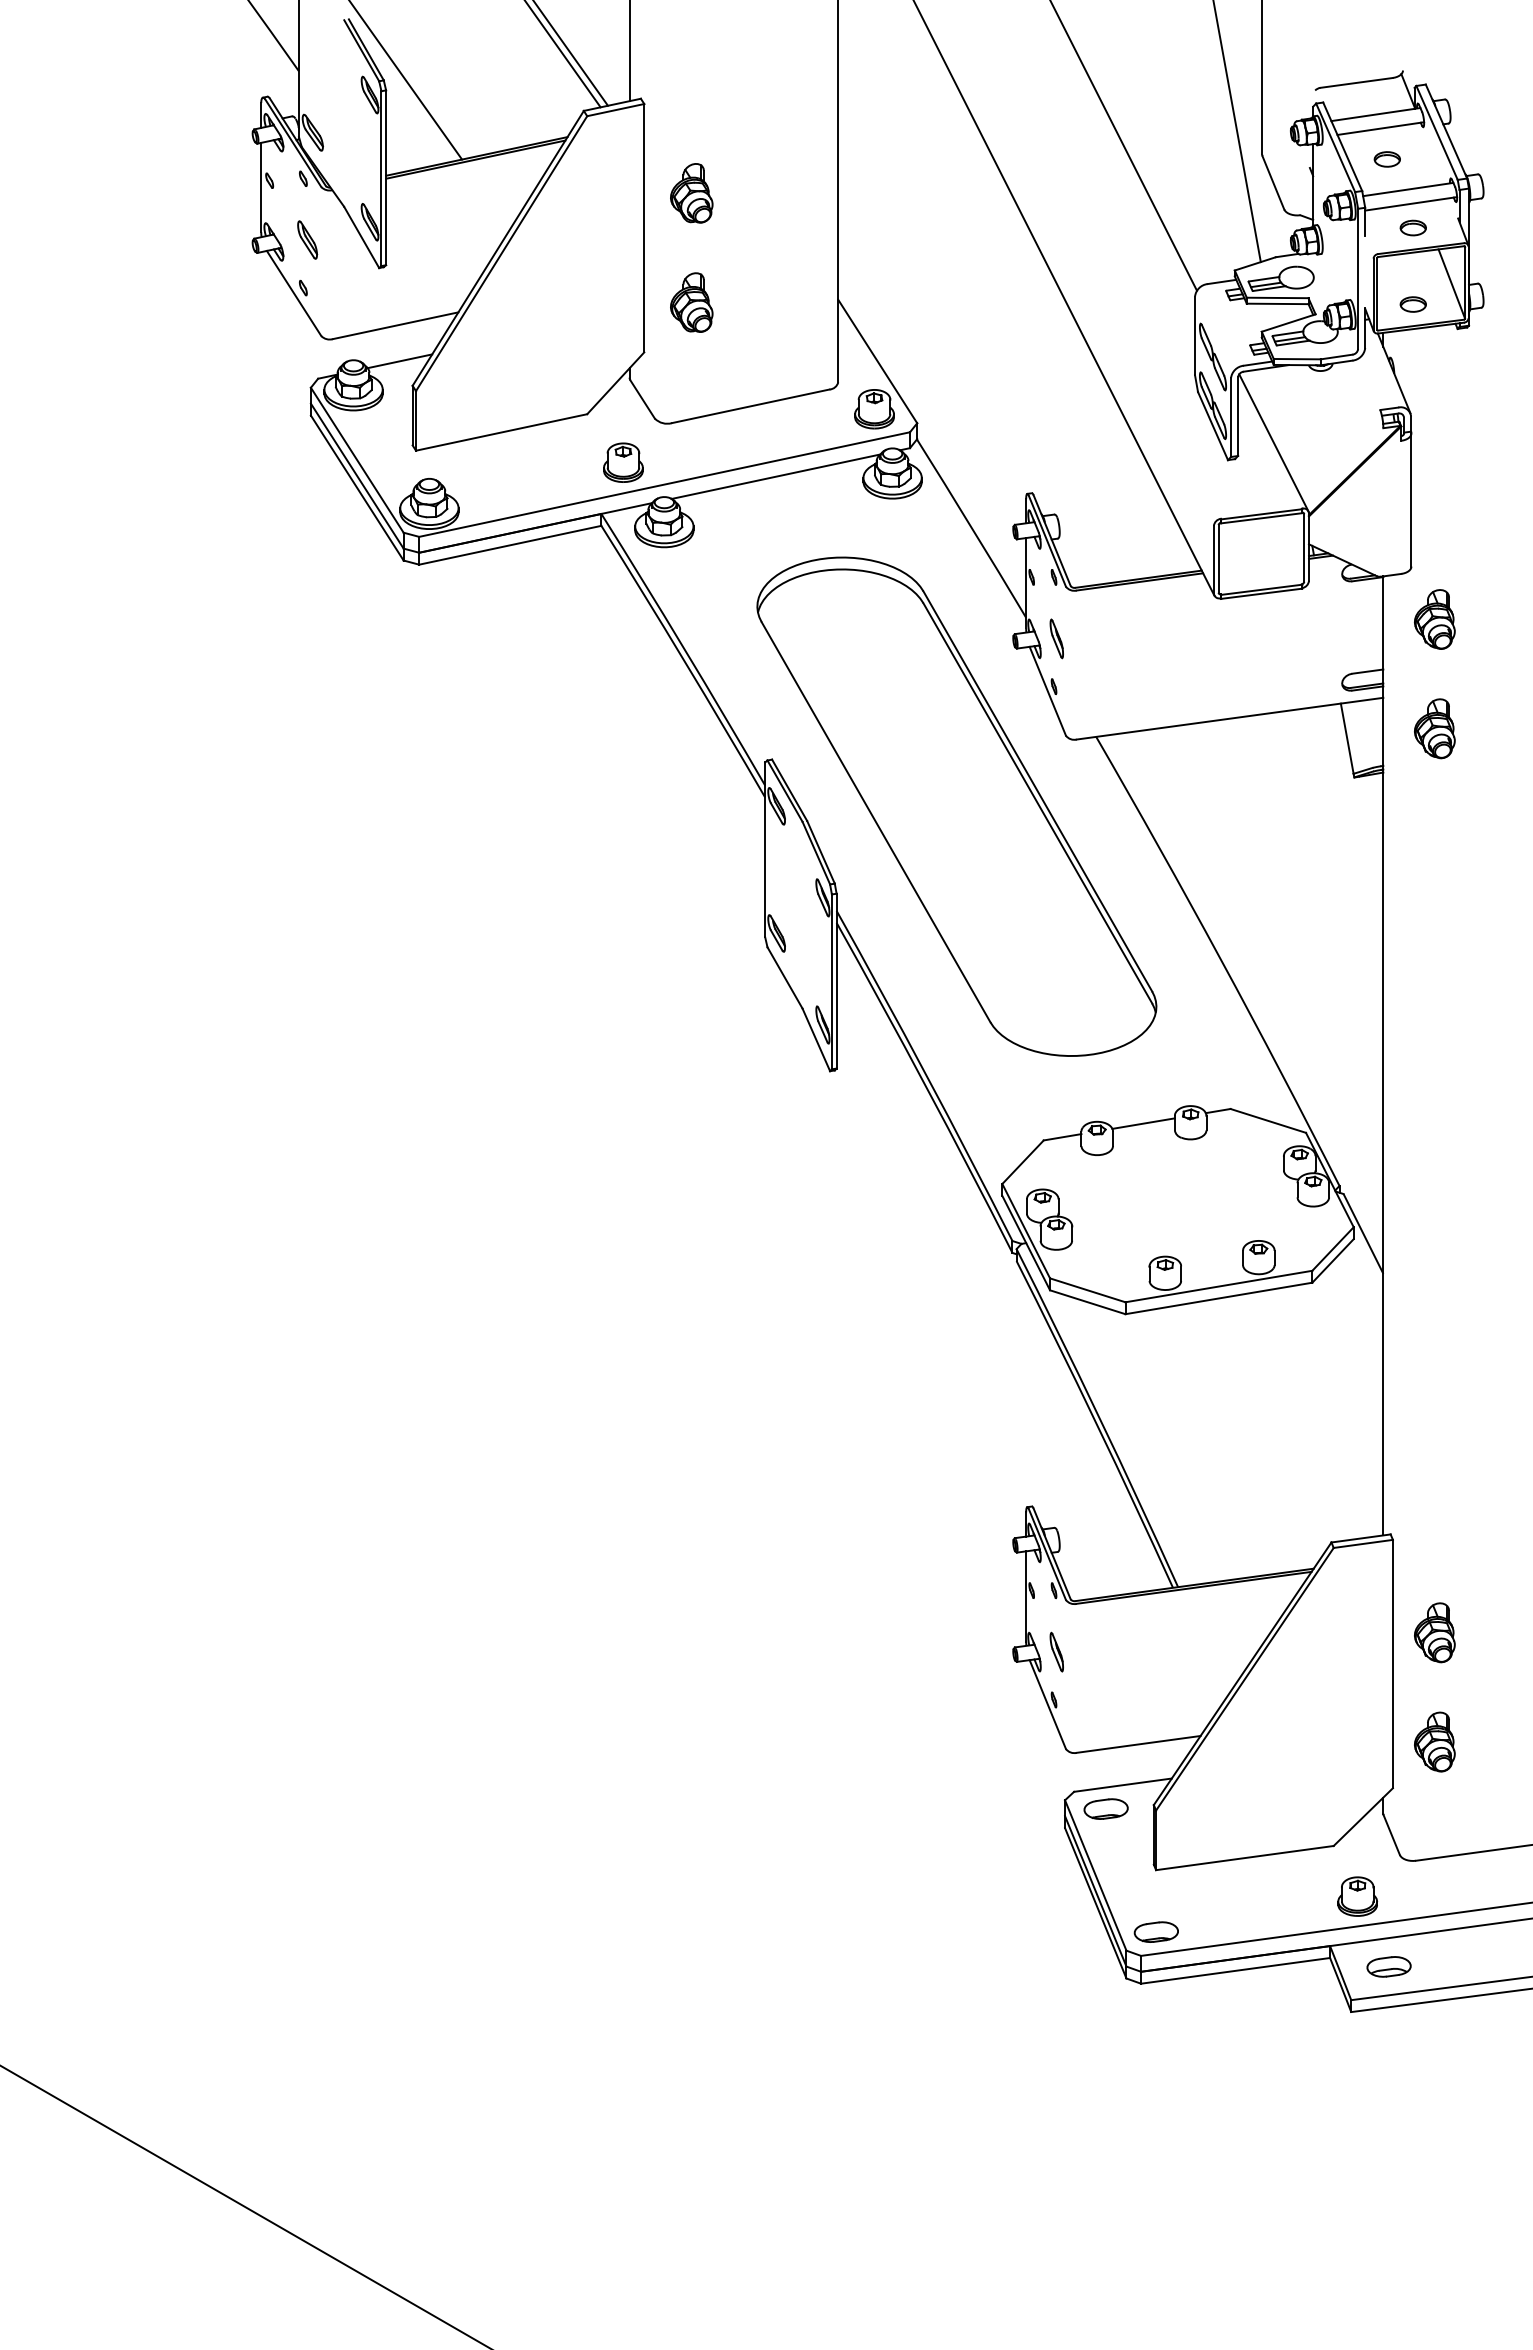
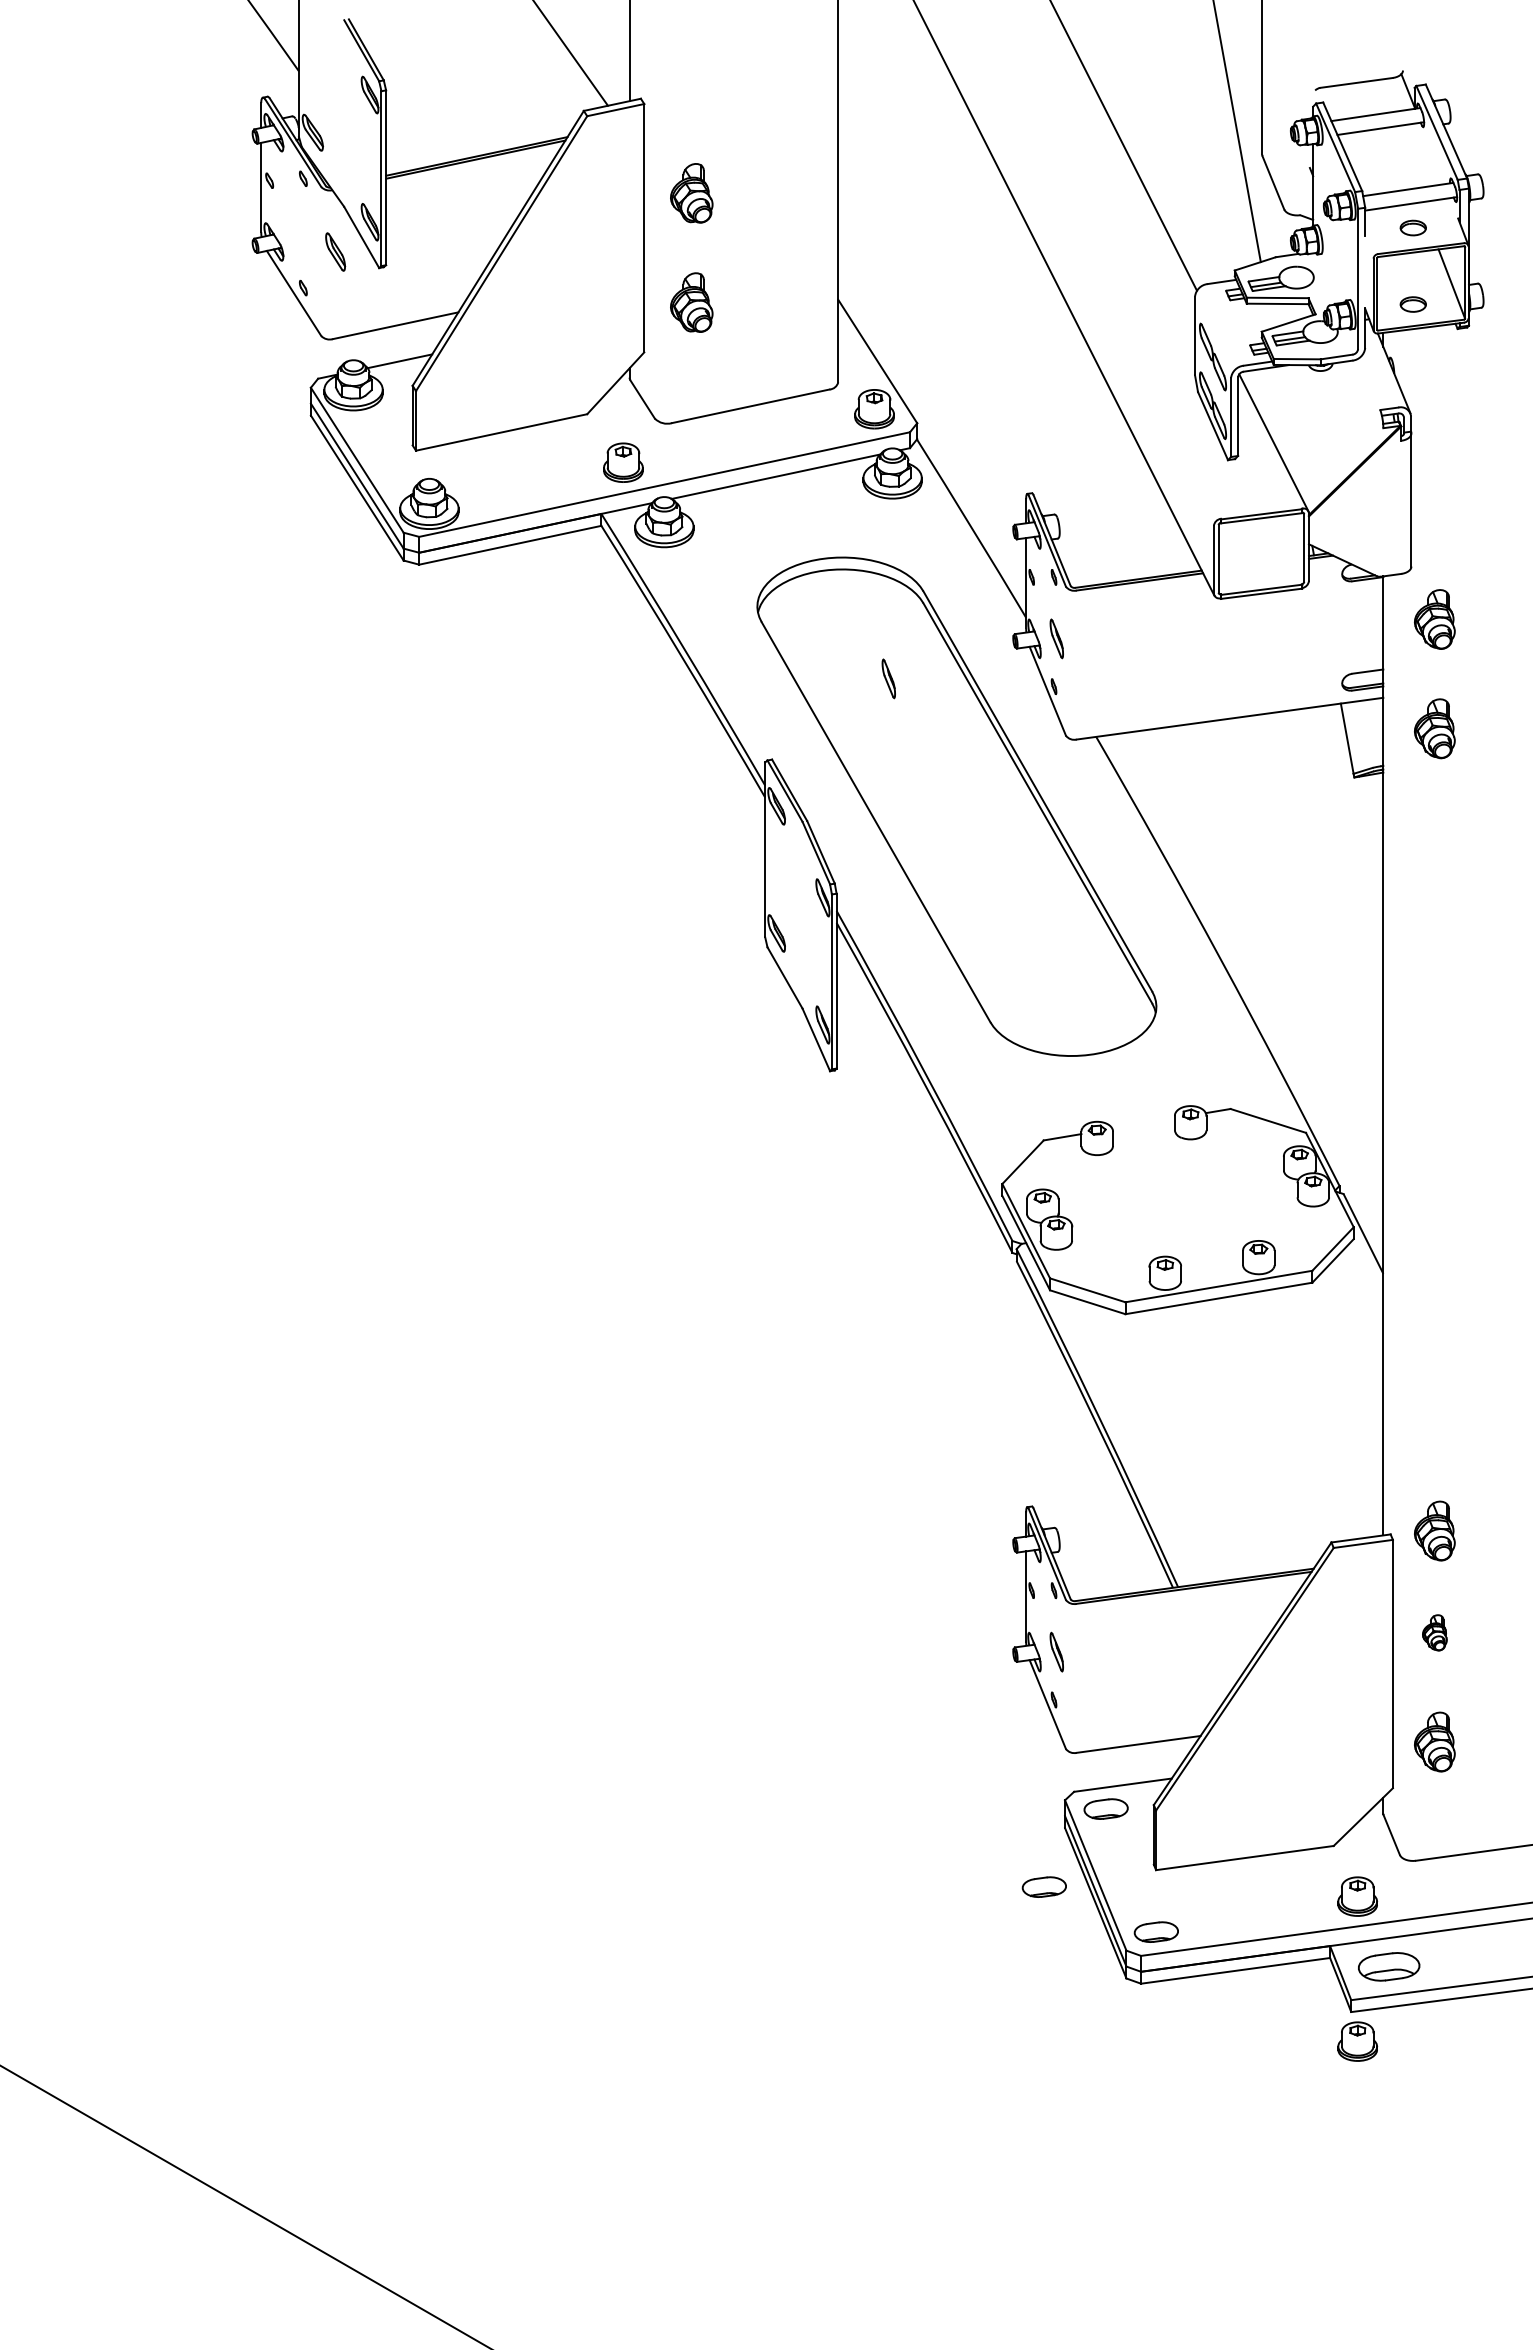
line: present -> none (563, 54)
line: present -> none (406, 80)
part: present -> none (1386, 159)
part position: (307, 239) -> (335, 251) (335, 251)
part: none -> present (888, 678)
line: present -> none (1143, 1123)
part: none -> present (1434, 1530)
part size: 42x62 px -> 26x38 px (1434, 1632)
part: none -> present (1043, 1886)
part size: 46x22 px -> 63x30 px (1389, 1966)
part: none -> present (1357, 2041)
